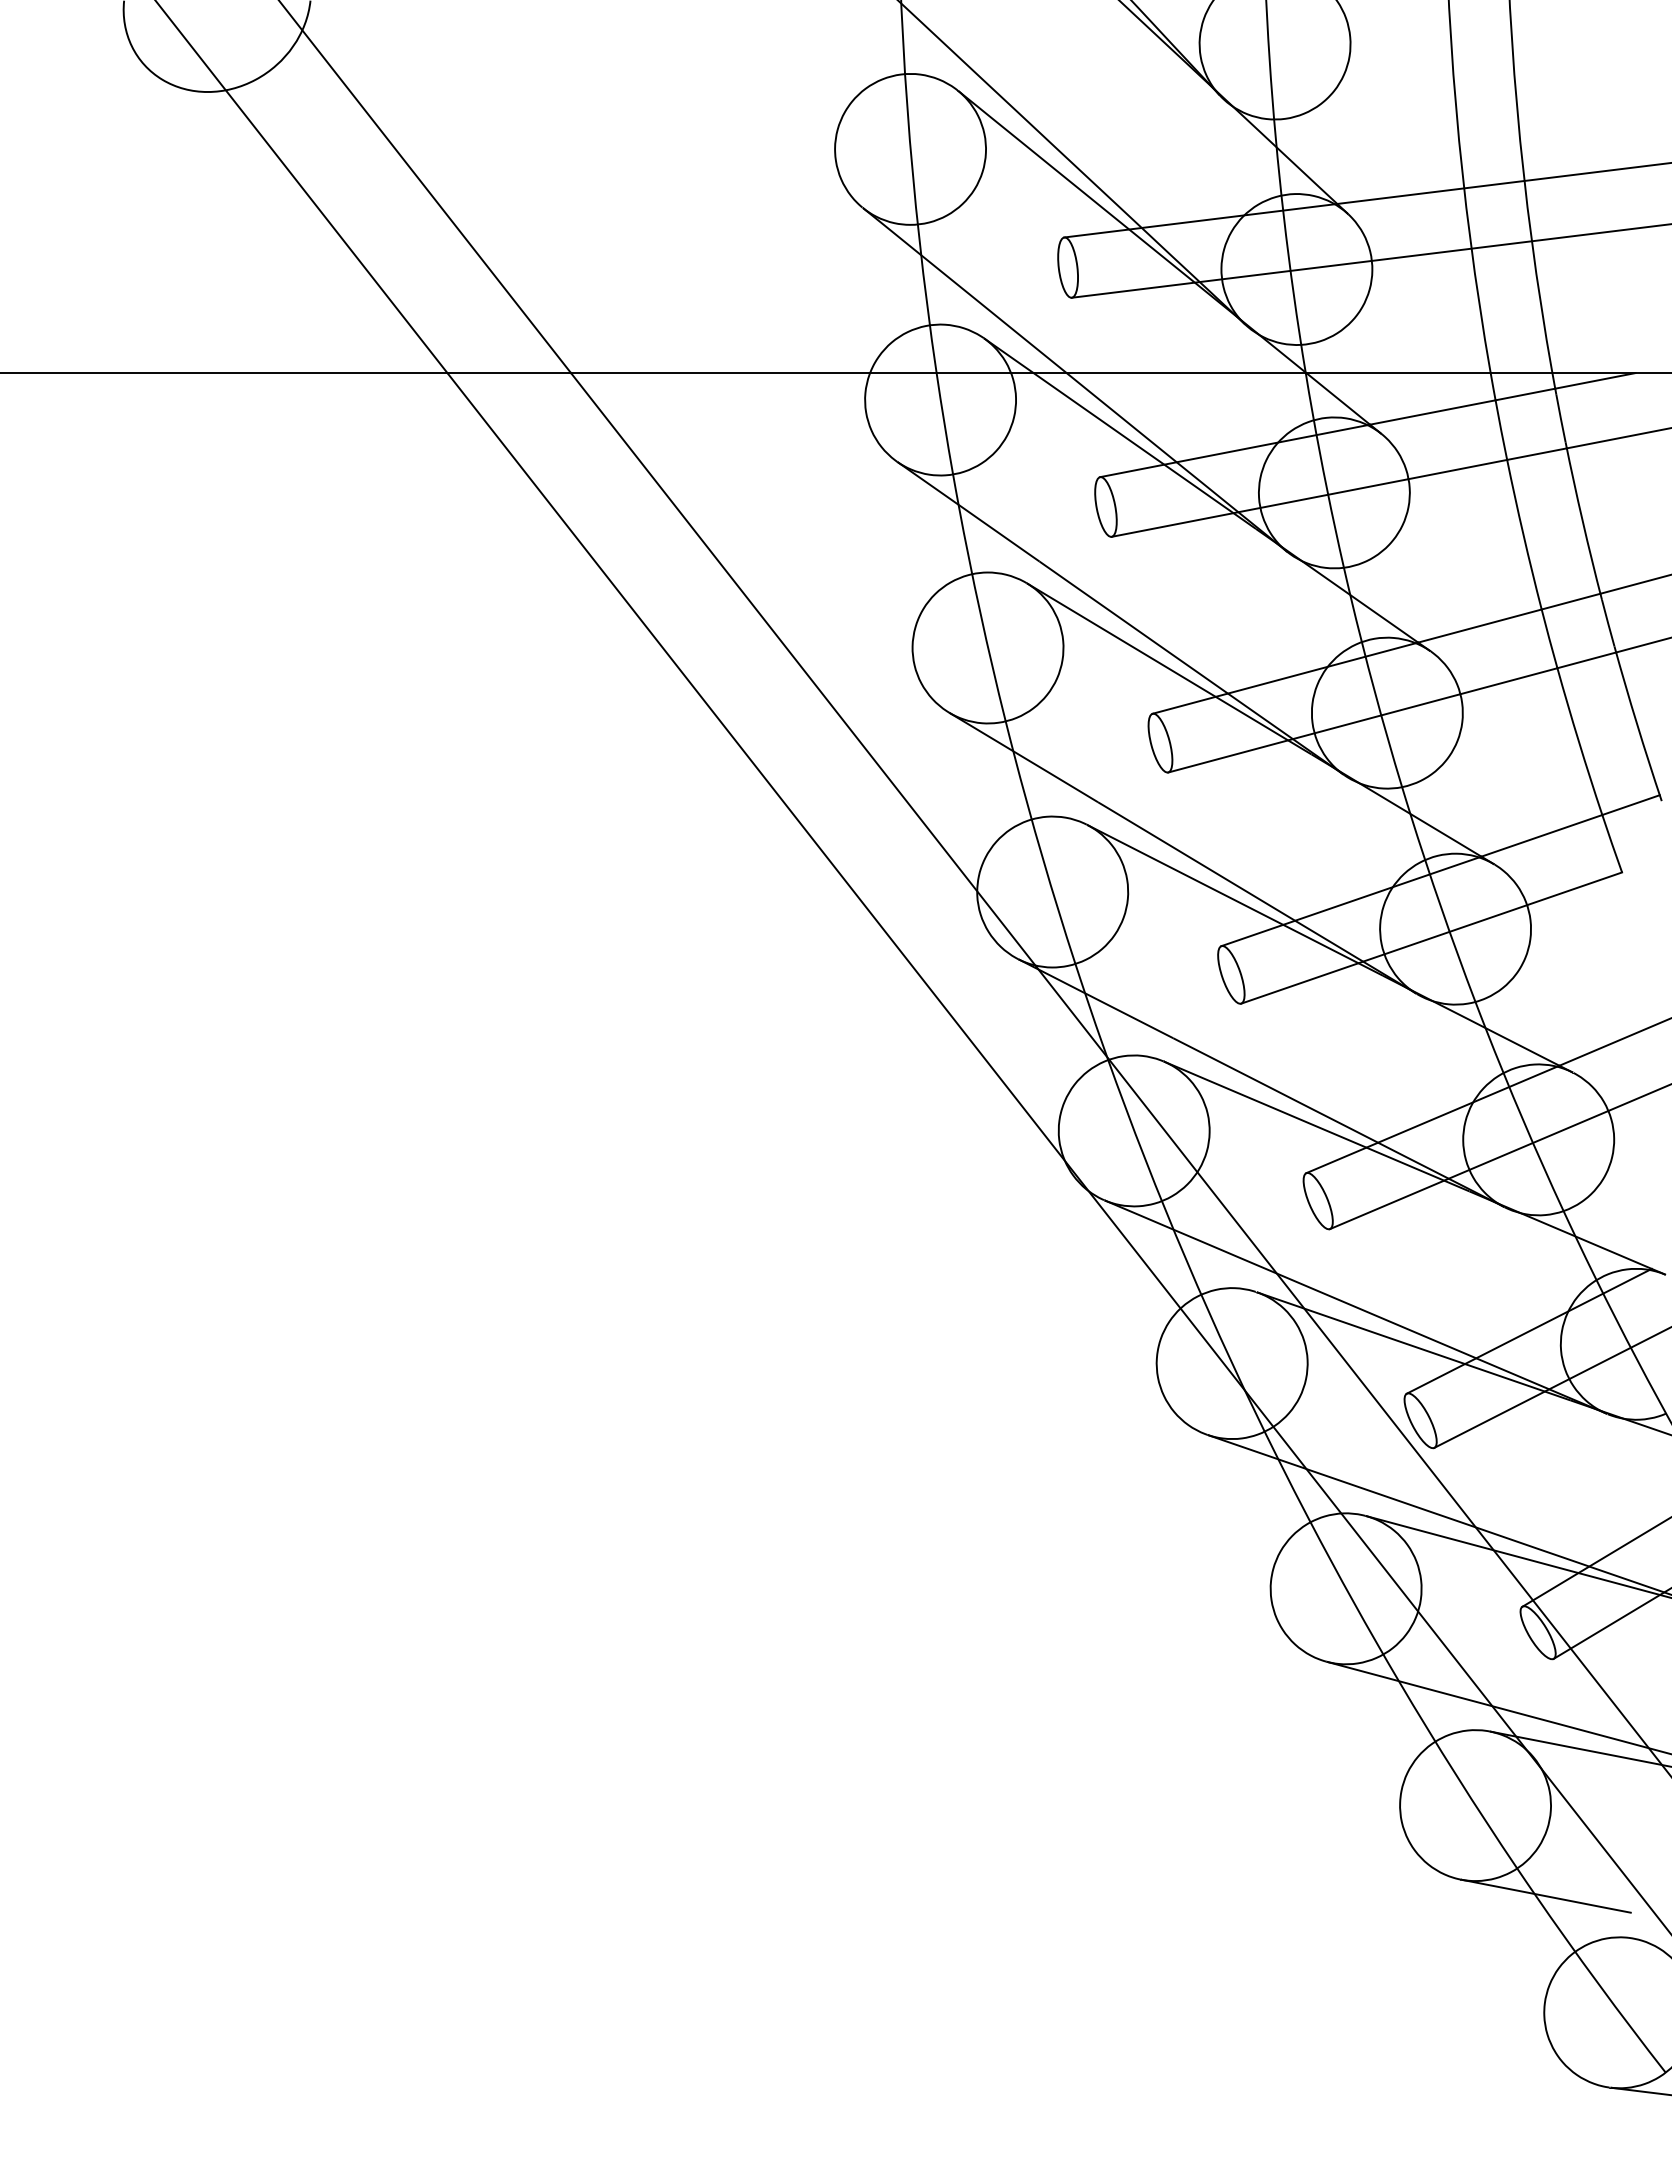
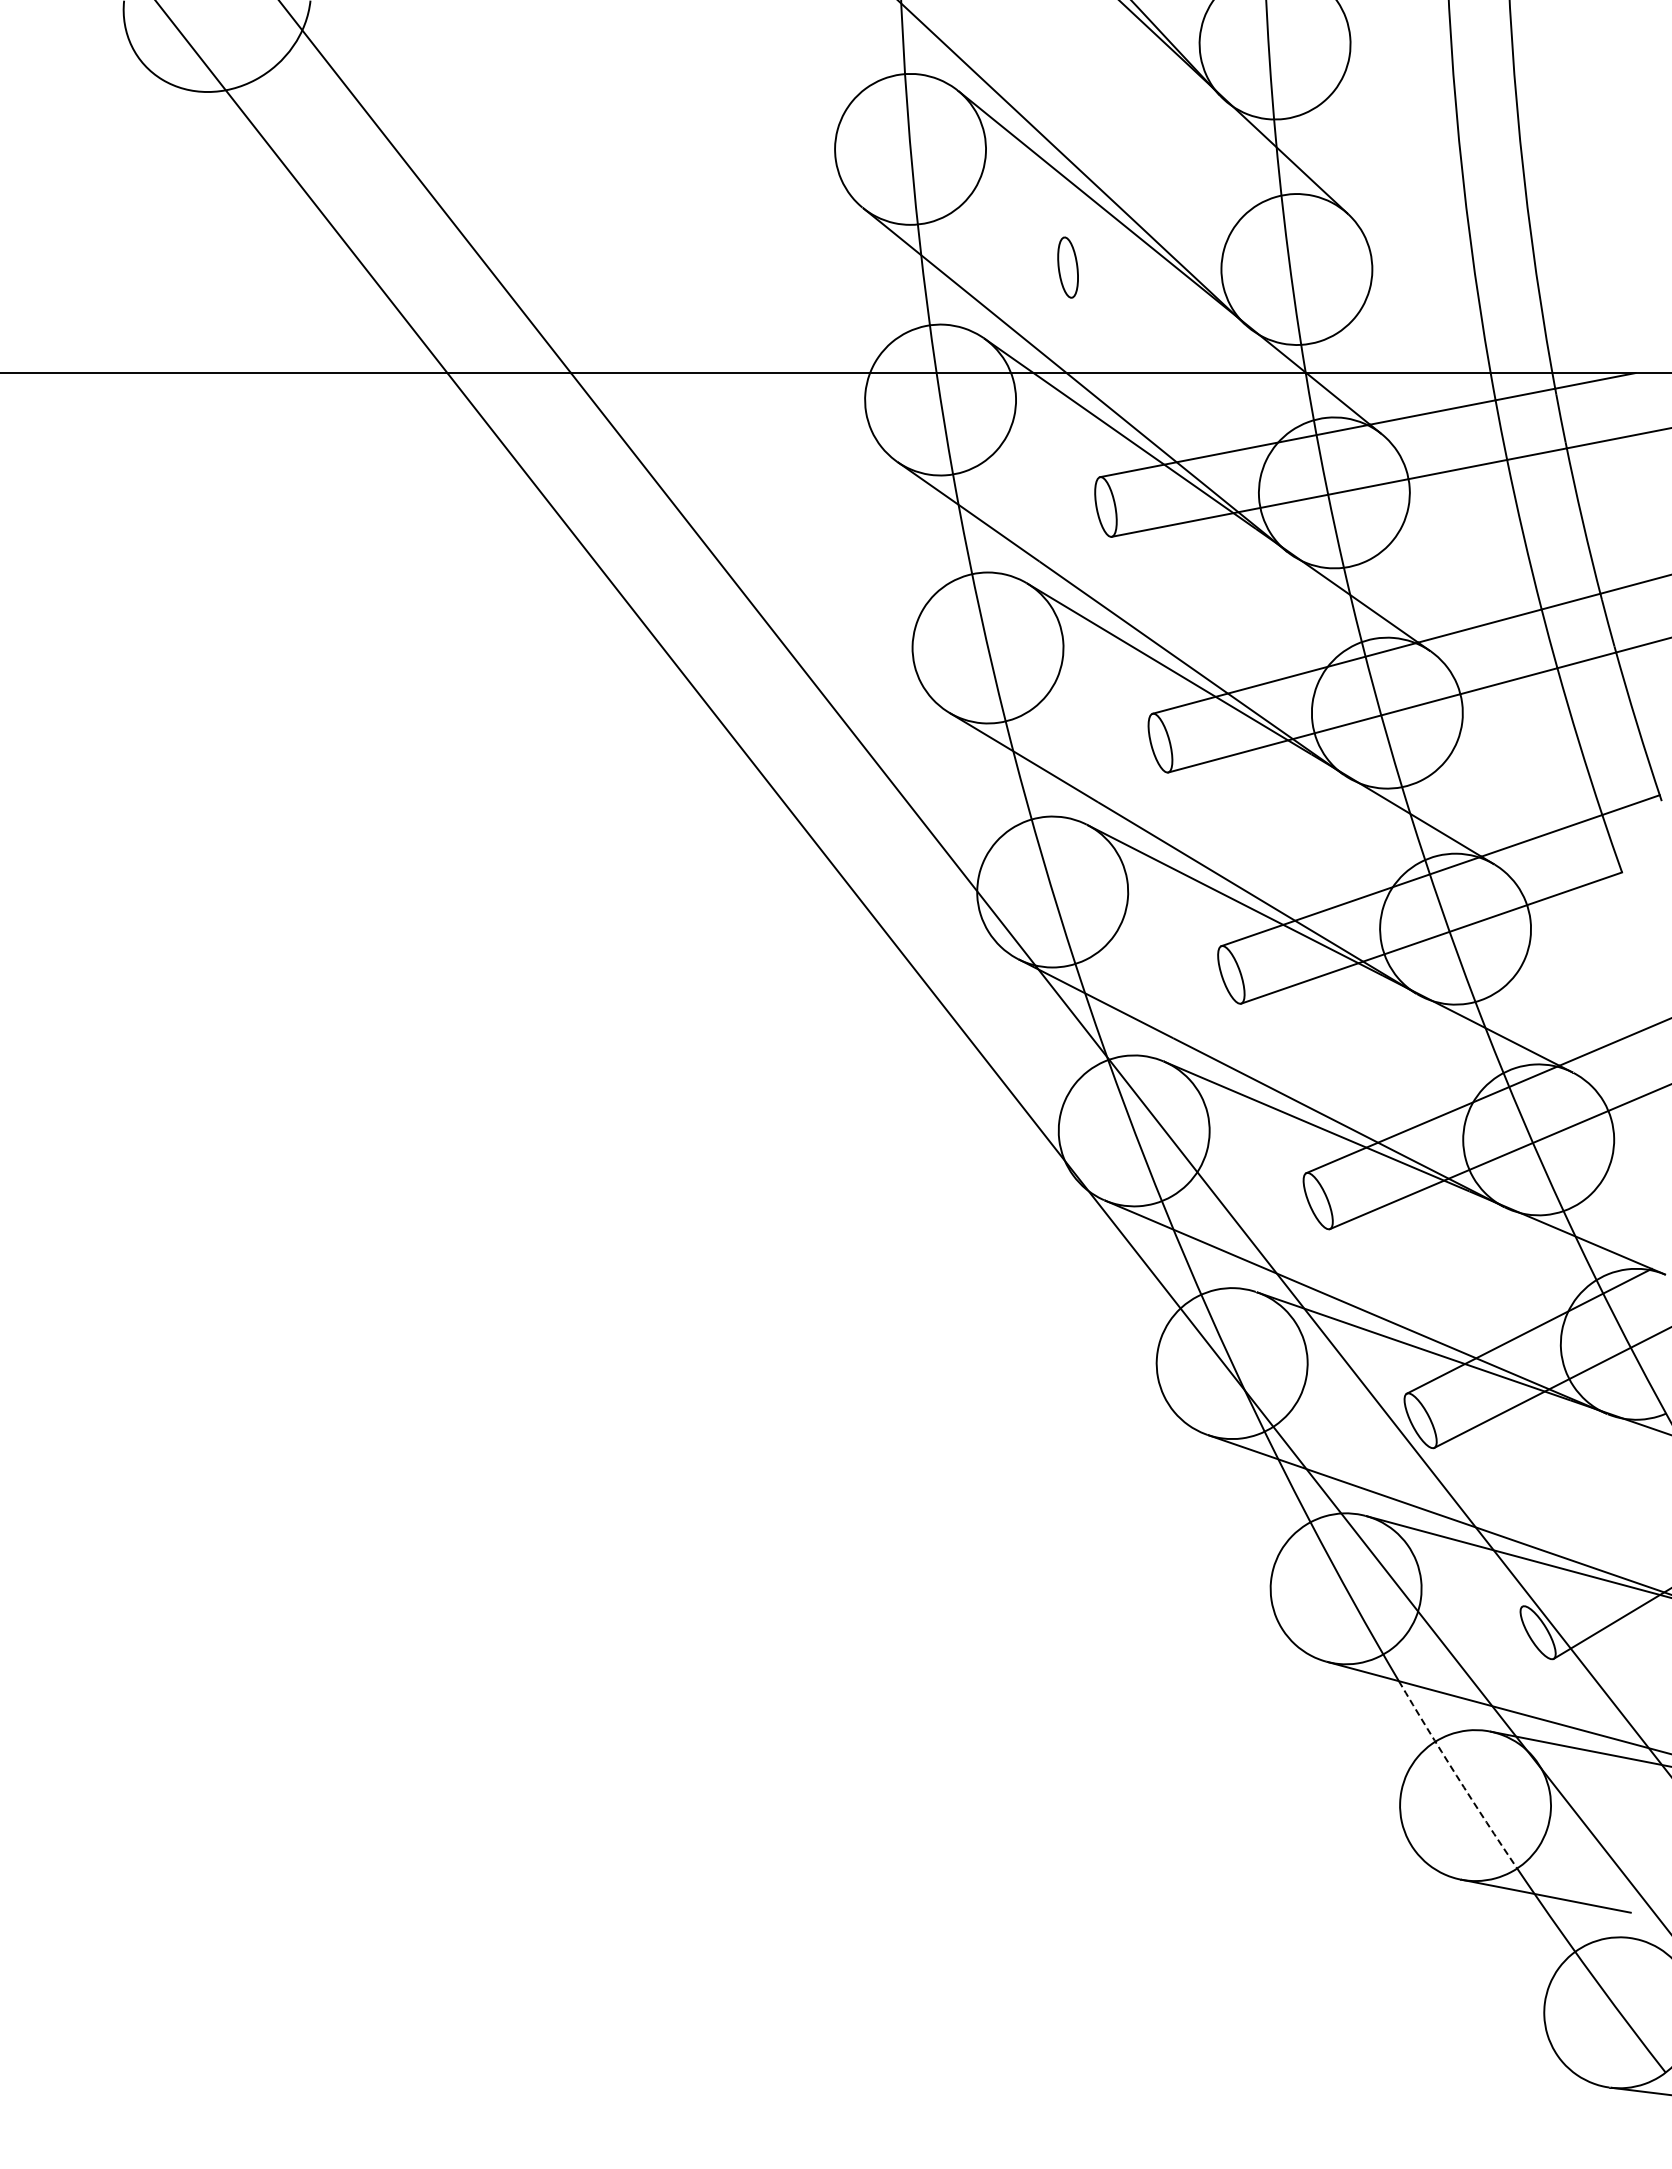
line: present -> none (1366, 200)
line: present -> none (1369, 260)
line: present -> none (1595, 1562)
arc: solid -> dashed (1456, 1775)
